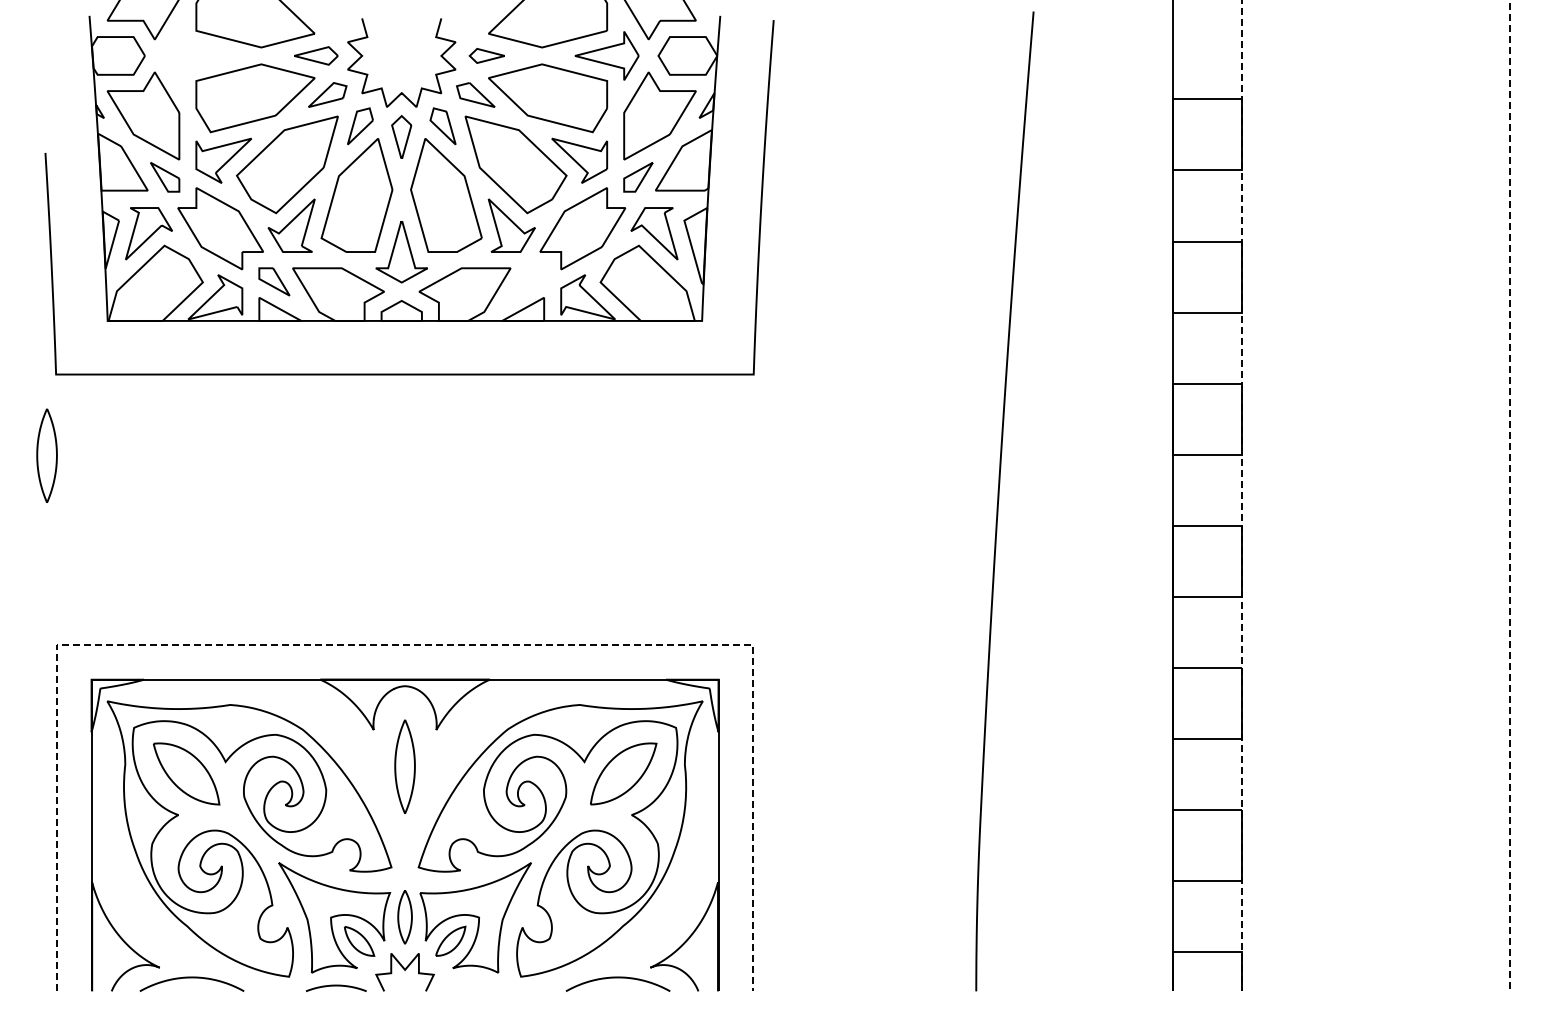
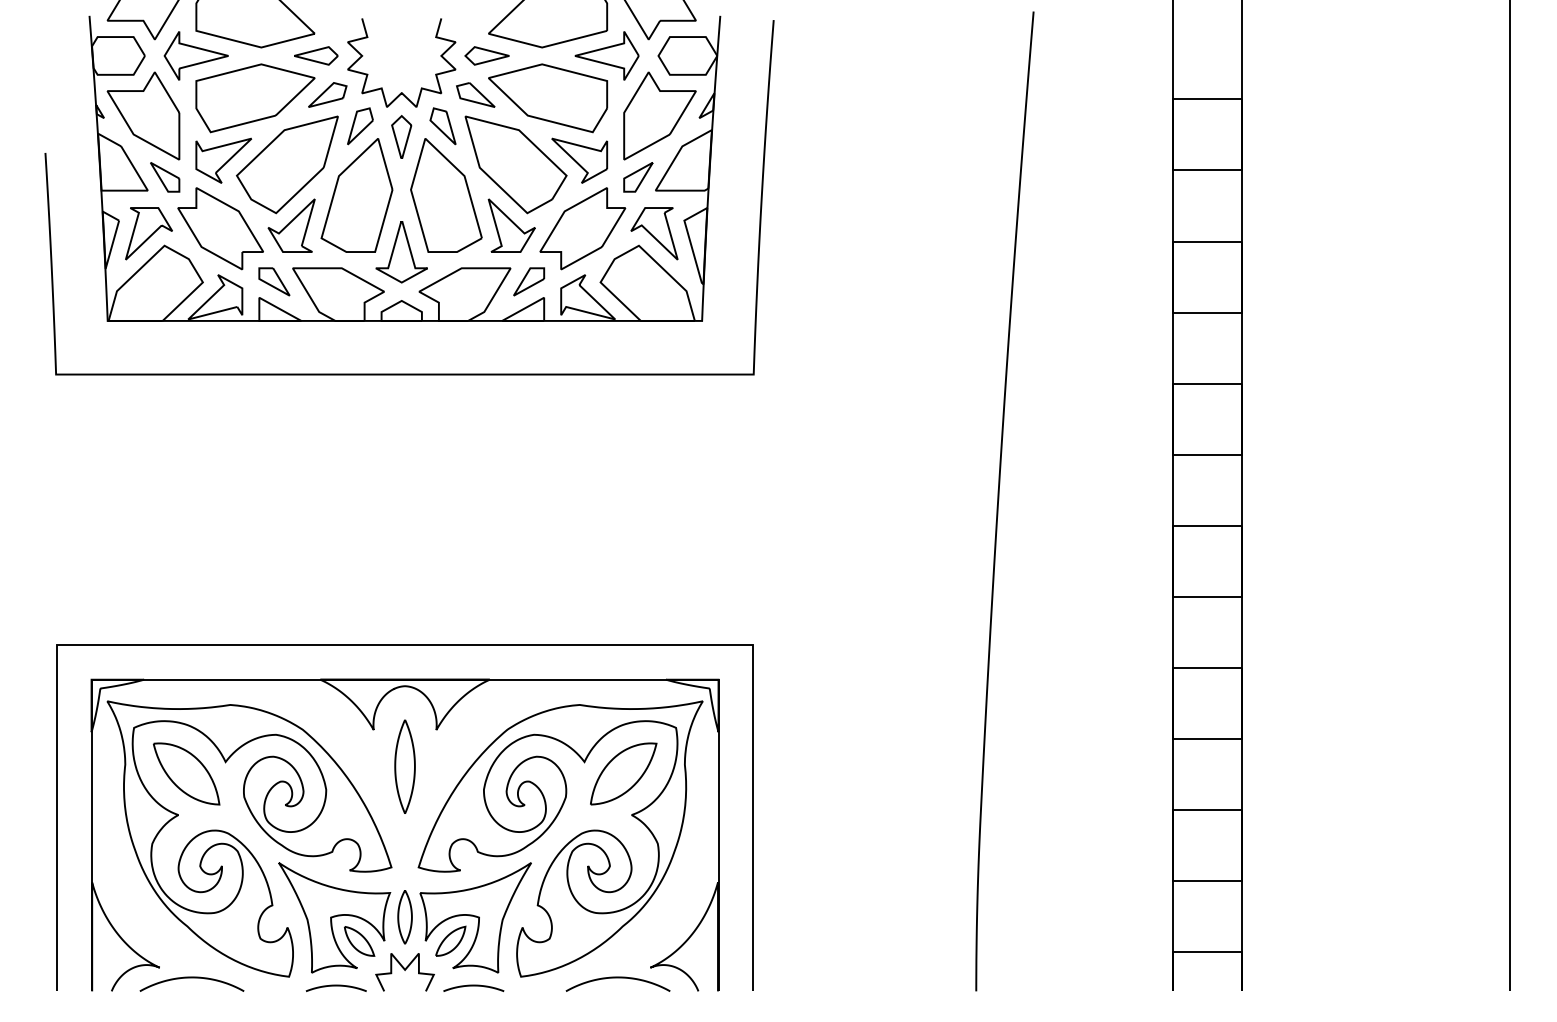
part: none -> present (195, 55)
part size: 37x16 px -> 46x20 px (486, 55)
part: none -> present (529, 281)
part: present -> none (46, 455)
line: dashed -> solid (1242, 496)
line: dashed -> solid (1510, 496)
line: dashed -> solid (405, 644)
curve: none -> present (473, 986)
